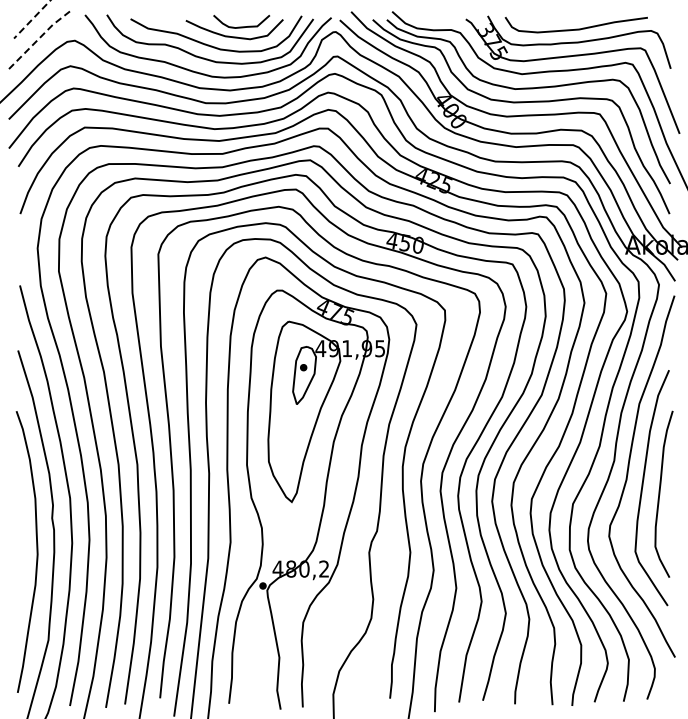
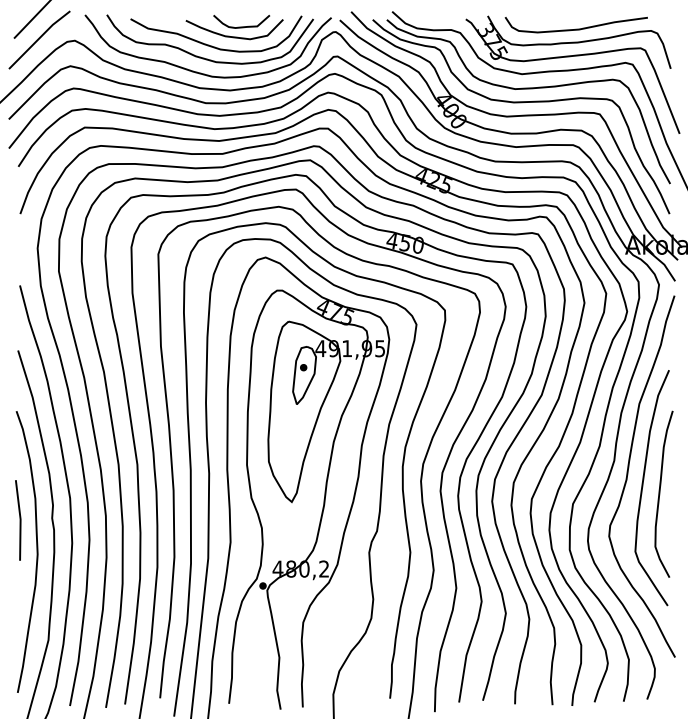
line: dashed -> solid (31, 19)
line: dashed -> solid (39, 38)
line: none -> present (19, 520)
